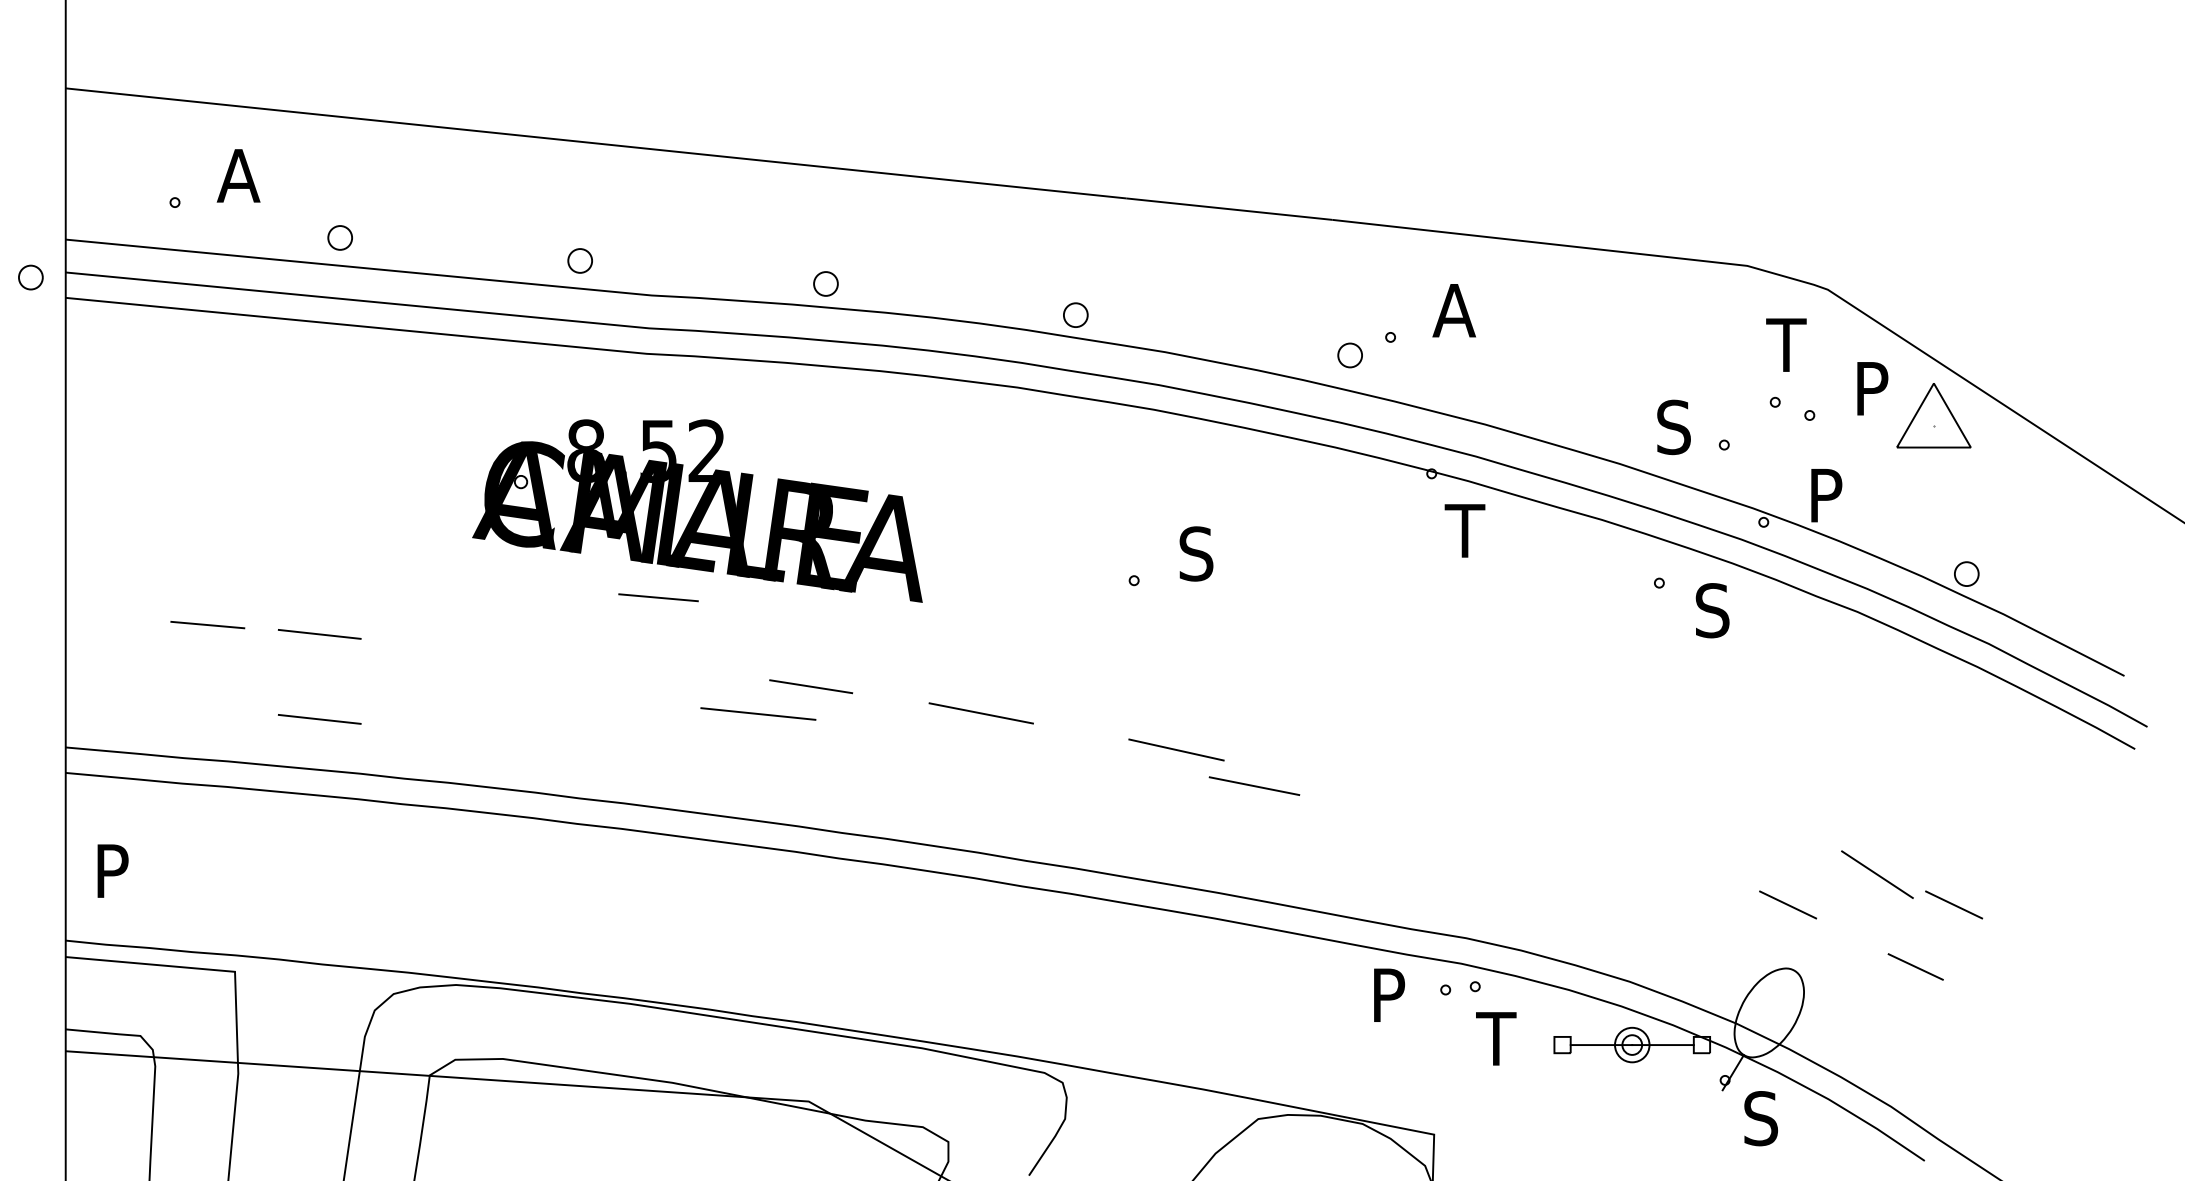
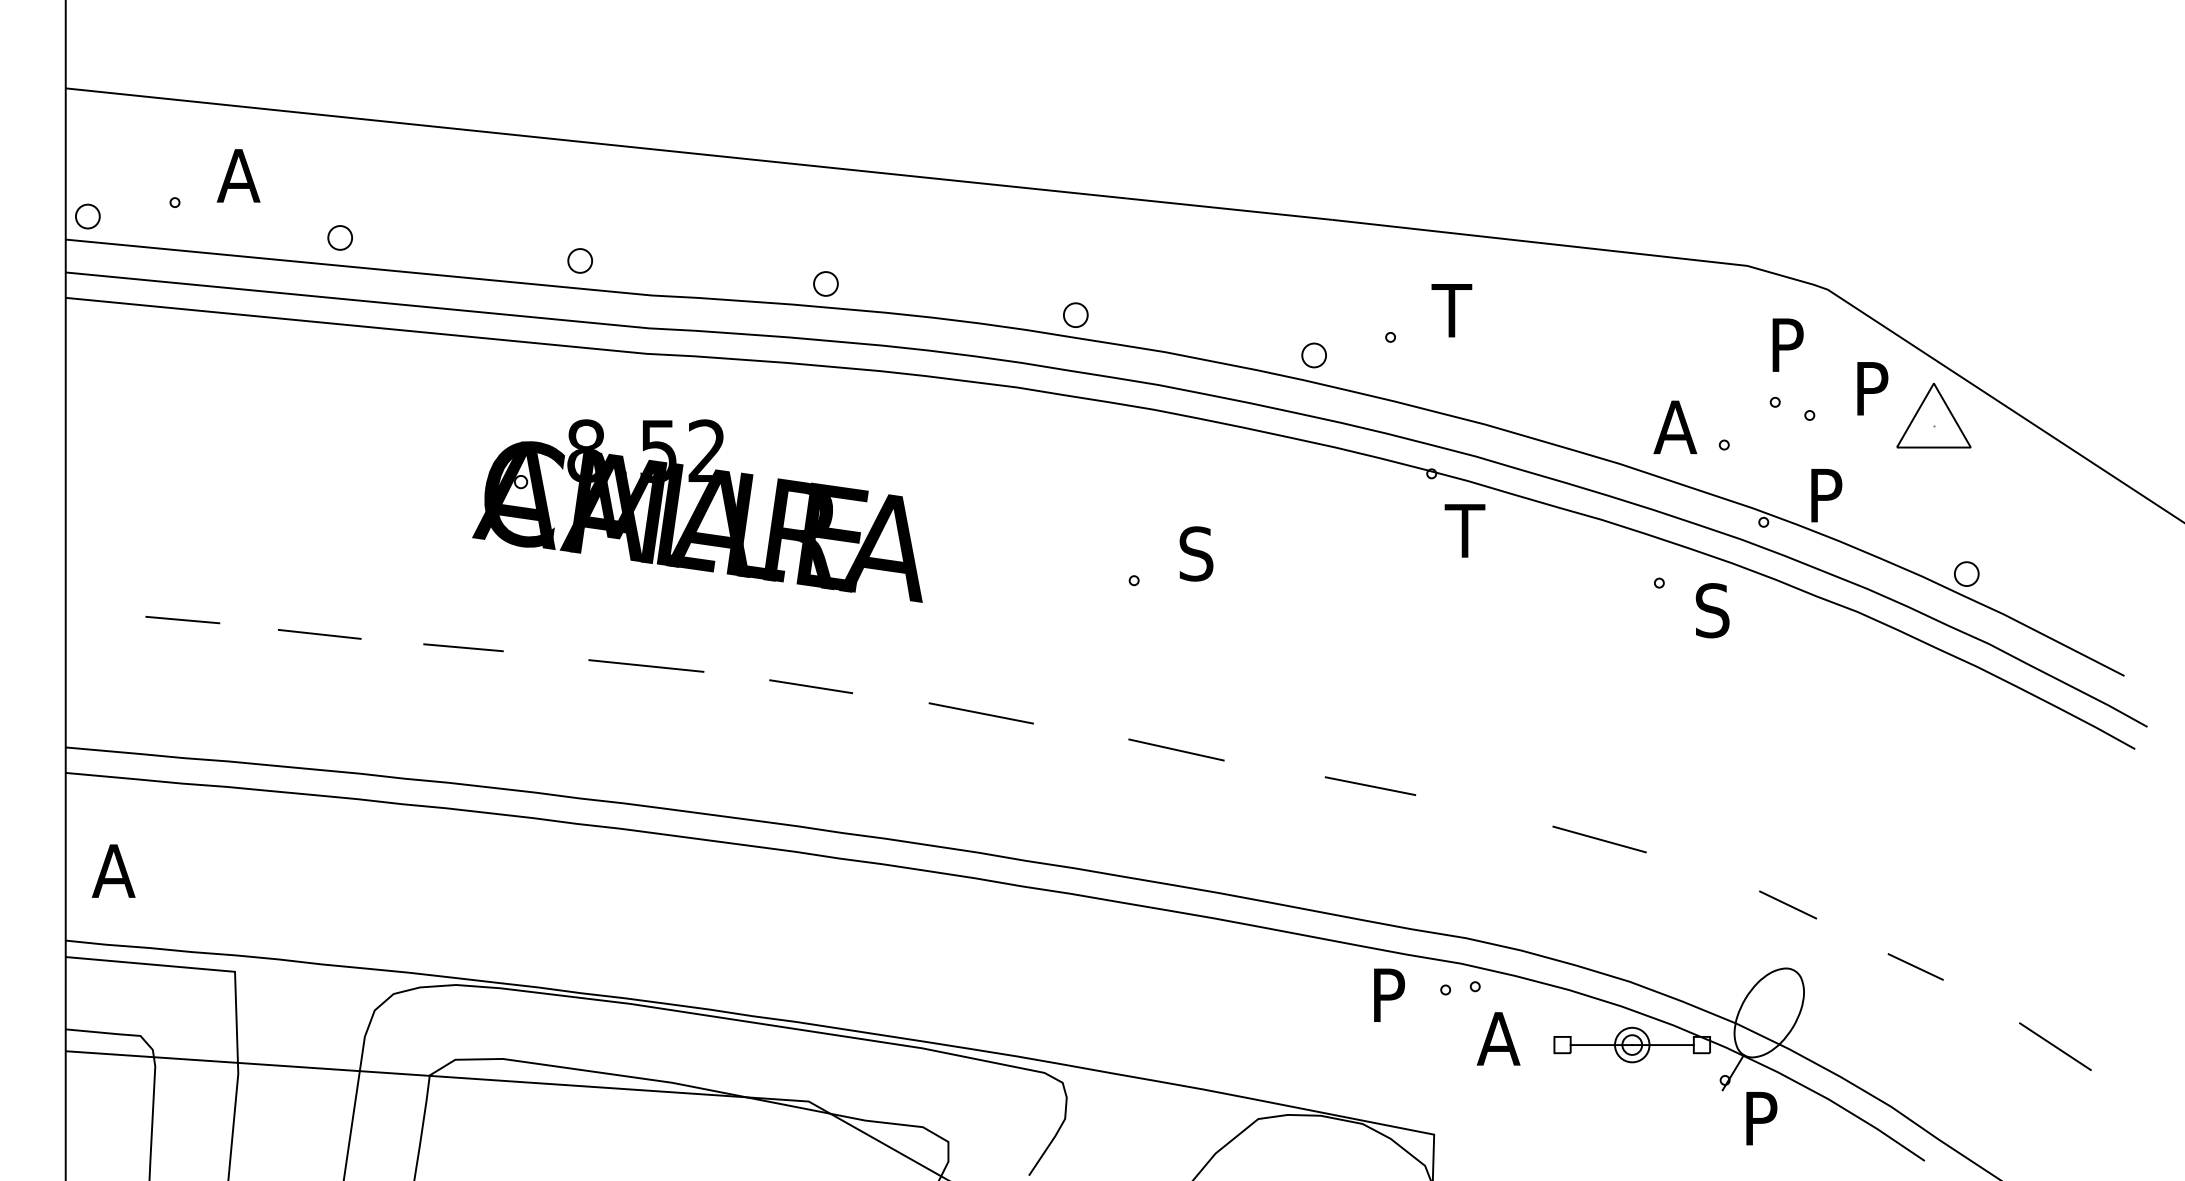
part position: (30, 277) -> (87, 216) (87, 216)
text: A -> T (1453, 310)
text: T -> P (1786, 344)
part position: (1349, 355) -> (1313, 355) (1313, 355)
text: S -> A (1675, 427)
line position: (658, 597) -> (463, 647) (463, 647)
line position: (207, 625) -> (182, 620) (182, 620)
line position: (758, 713) -> (646, 665) (646, 665)
line: present -> none (319, 719)
line position: (1254, 785) -> (1370, 785) (1370, 785)
line: none -> present (1599, 839)
text: P -> A (113, 870)
line position: (1877, 874) -> (2055, 1046) (2055, 1046)
line: present -> none (1954, 904)
text: T -> A (1498, 1038)
text: S -> P (1761, 1118)
